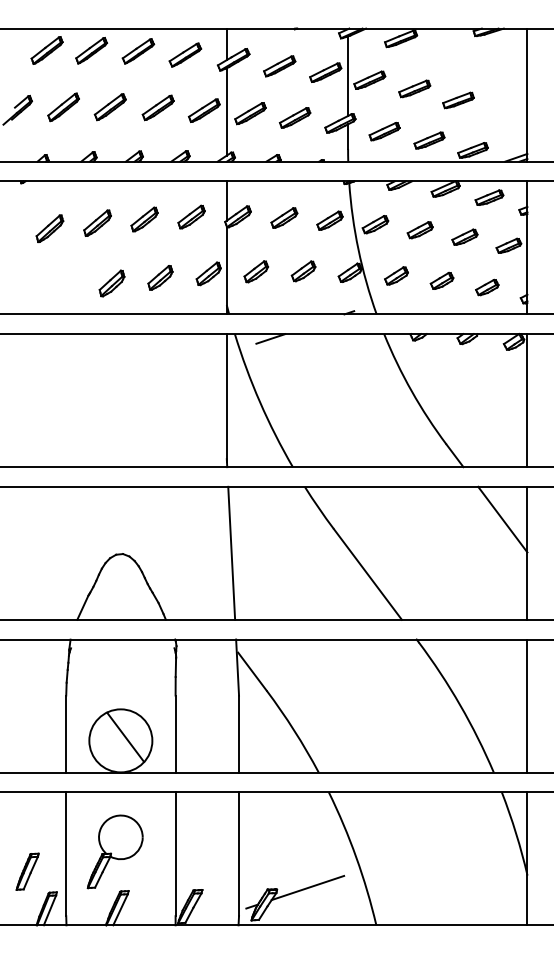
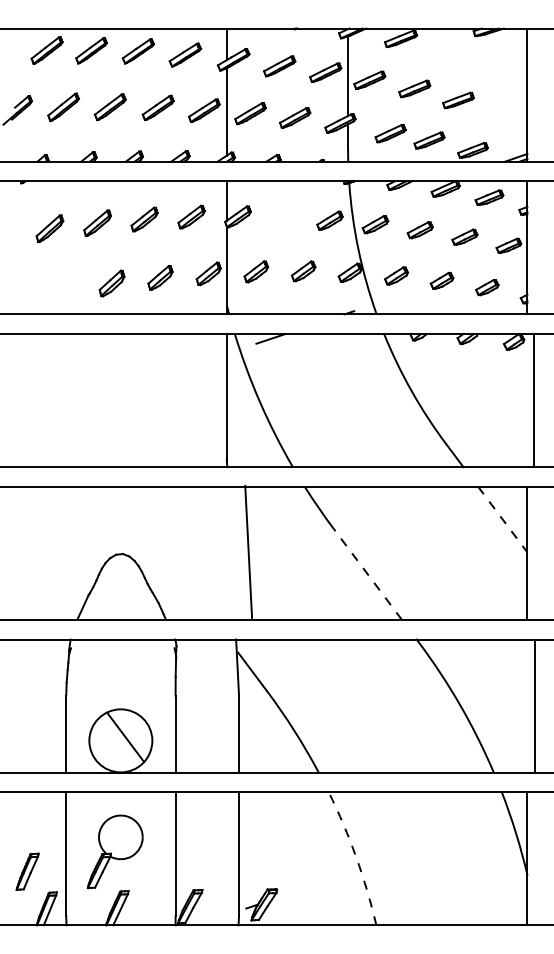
part position: (384, 131) -> (390, 133) (390, 133)
part: present -> none (284, 217)
line position: (527, 400) -> (534, 400) (534, 400)
line: solid -> dashed (502, 519)
line position: (231, 552) -> (248, 551) (248, 551)
line: solid -> dashed (367, 574)
line position: (527, 705) -> (535, 705) (535, 705)
arc: solid -> dashed (356, 857)
line: present -> none (307, 887)
